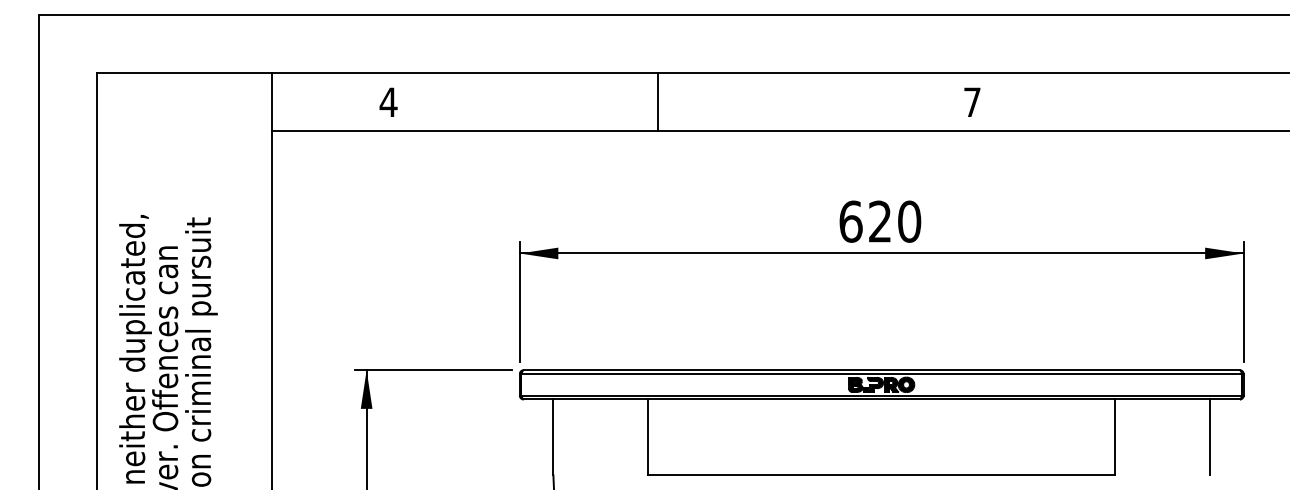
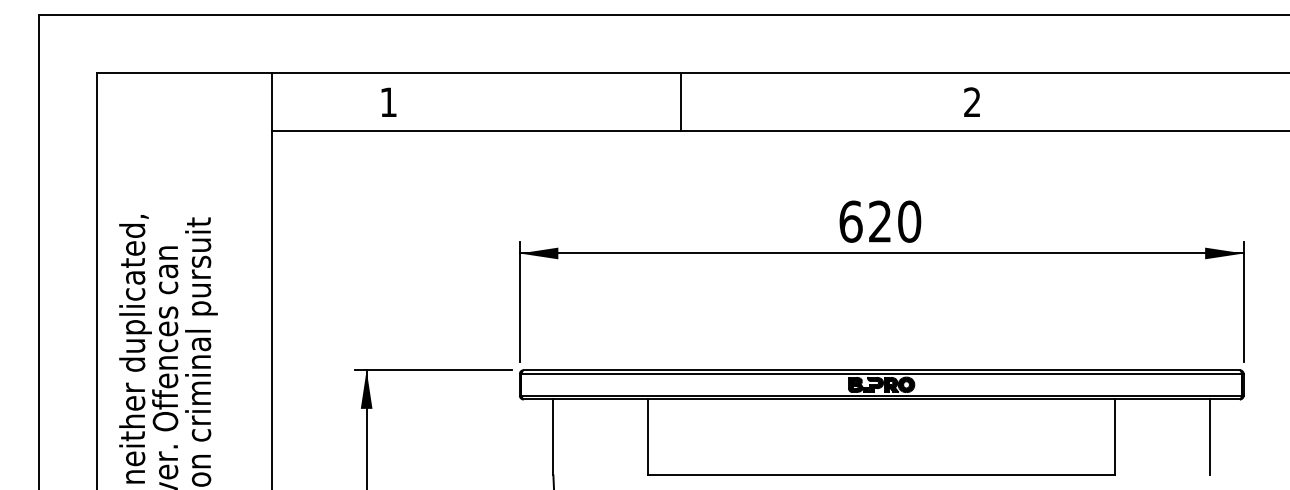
text: 4 -> 1 (388, 101)
line position: (657, 101) -> (680, 101) (680, 101)
text: 7 -> 2 (972, 101)
